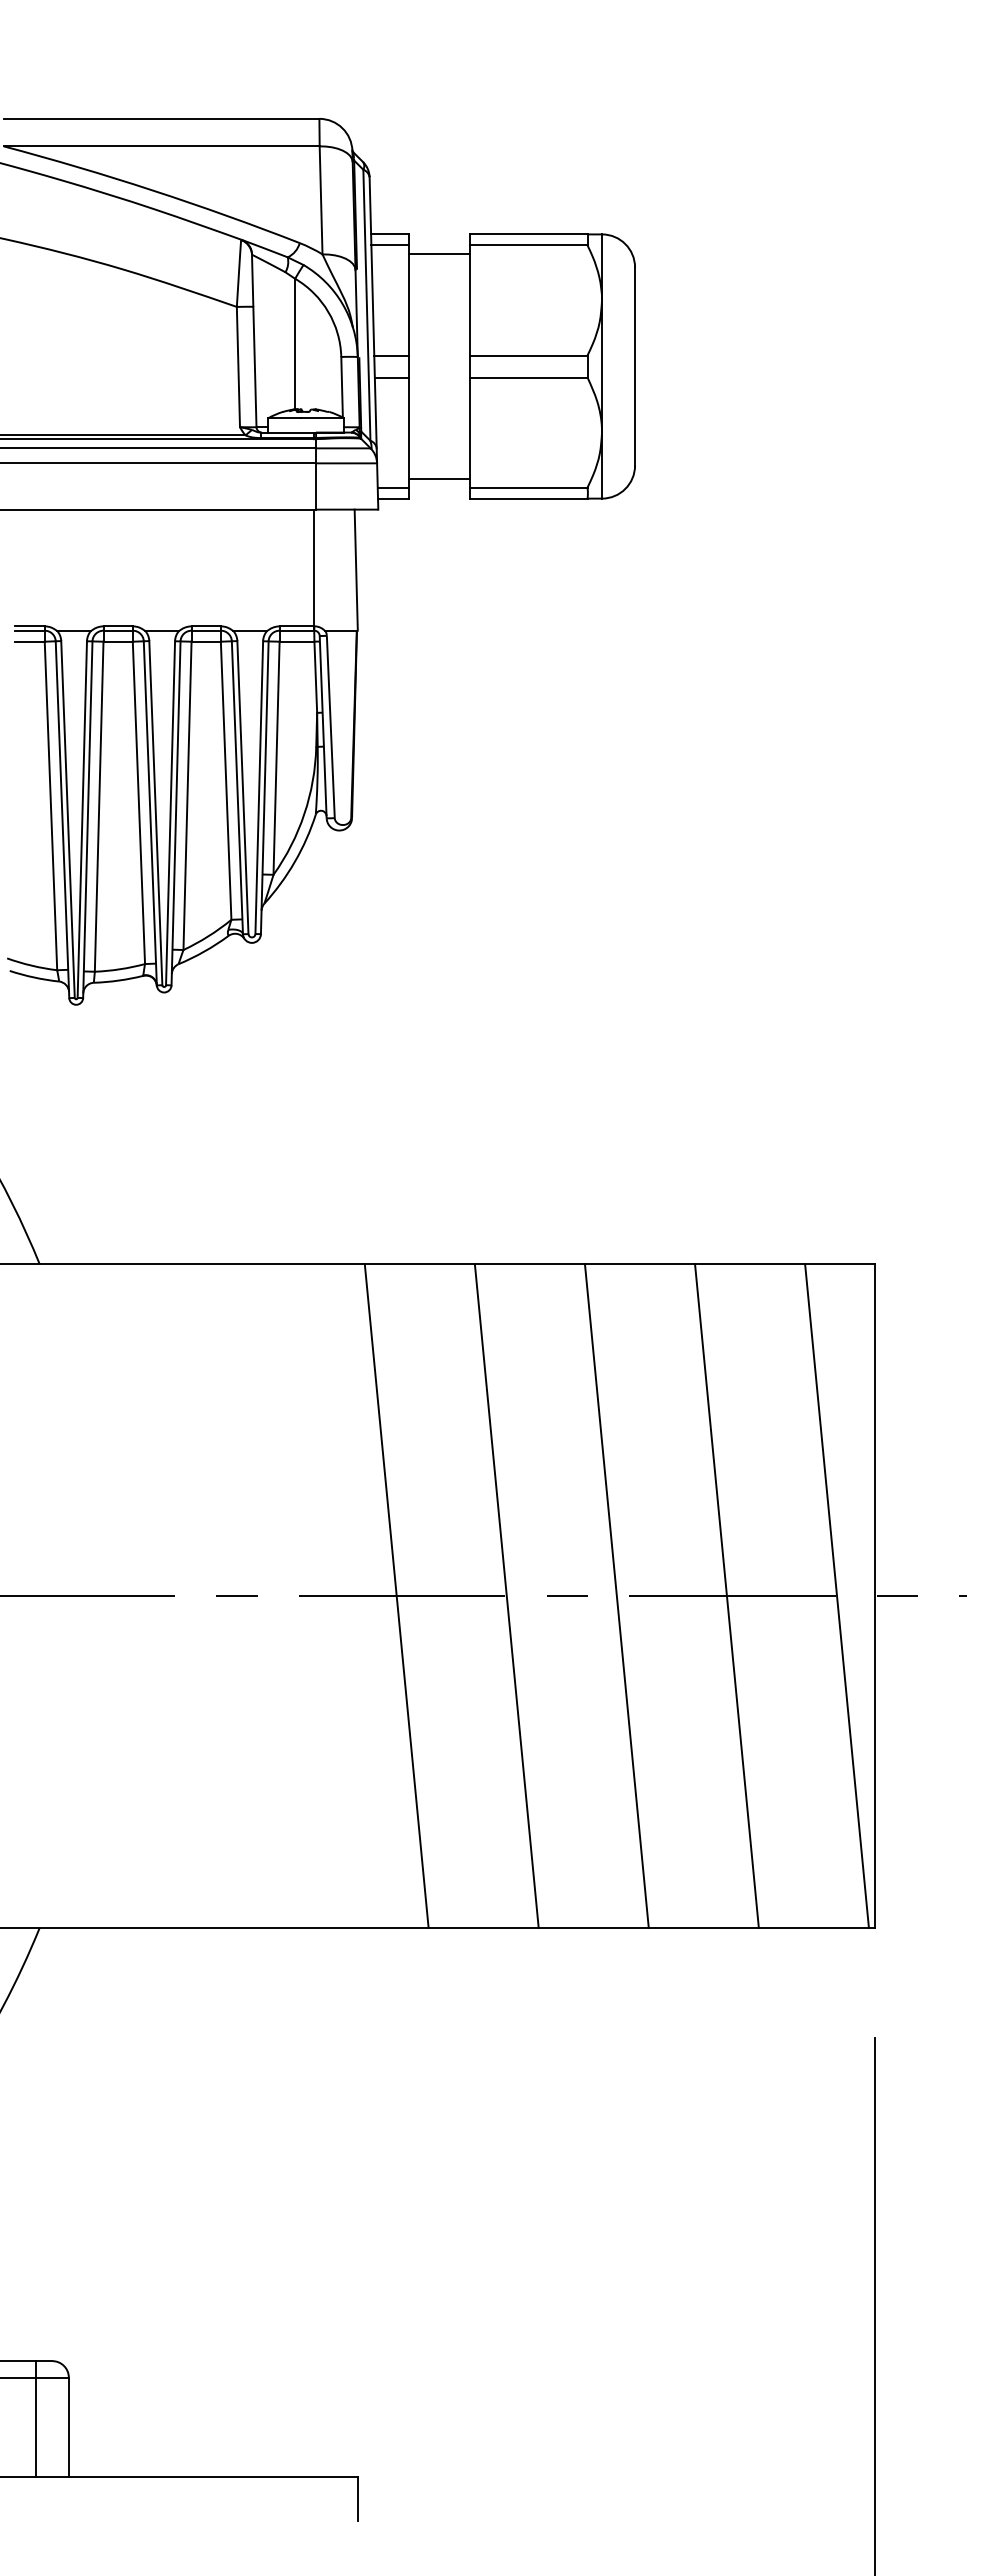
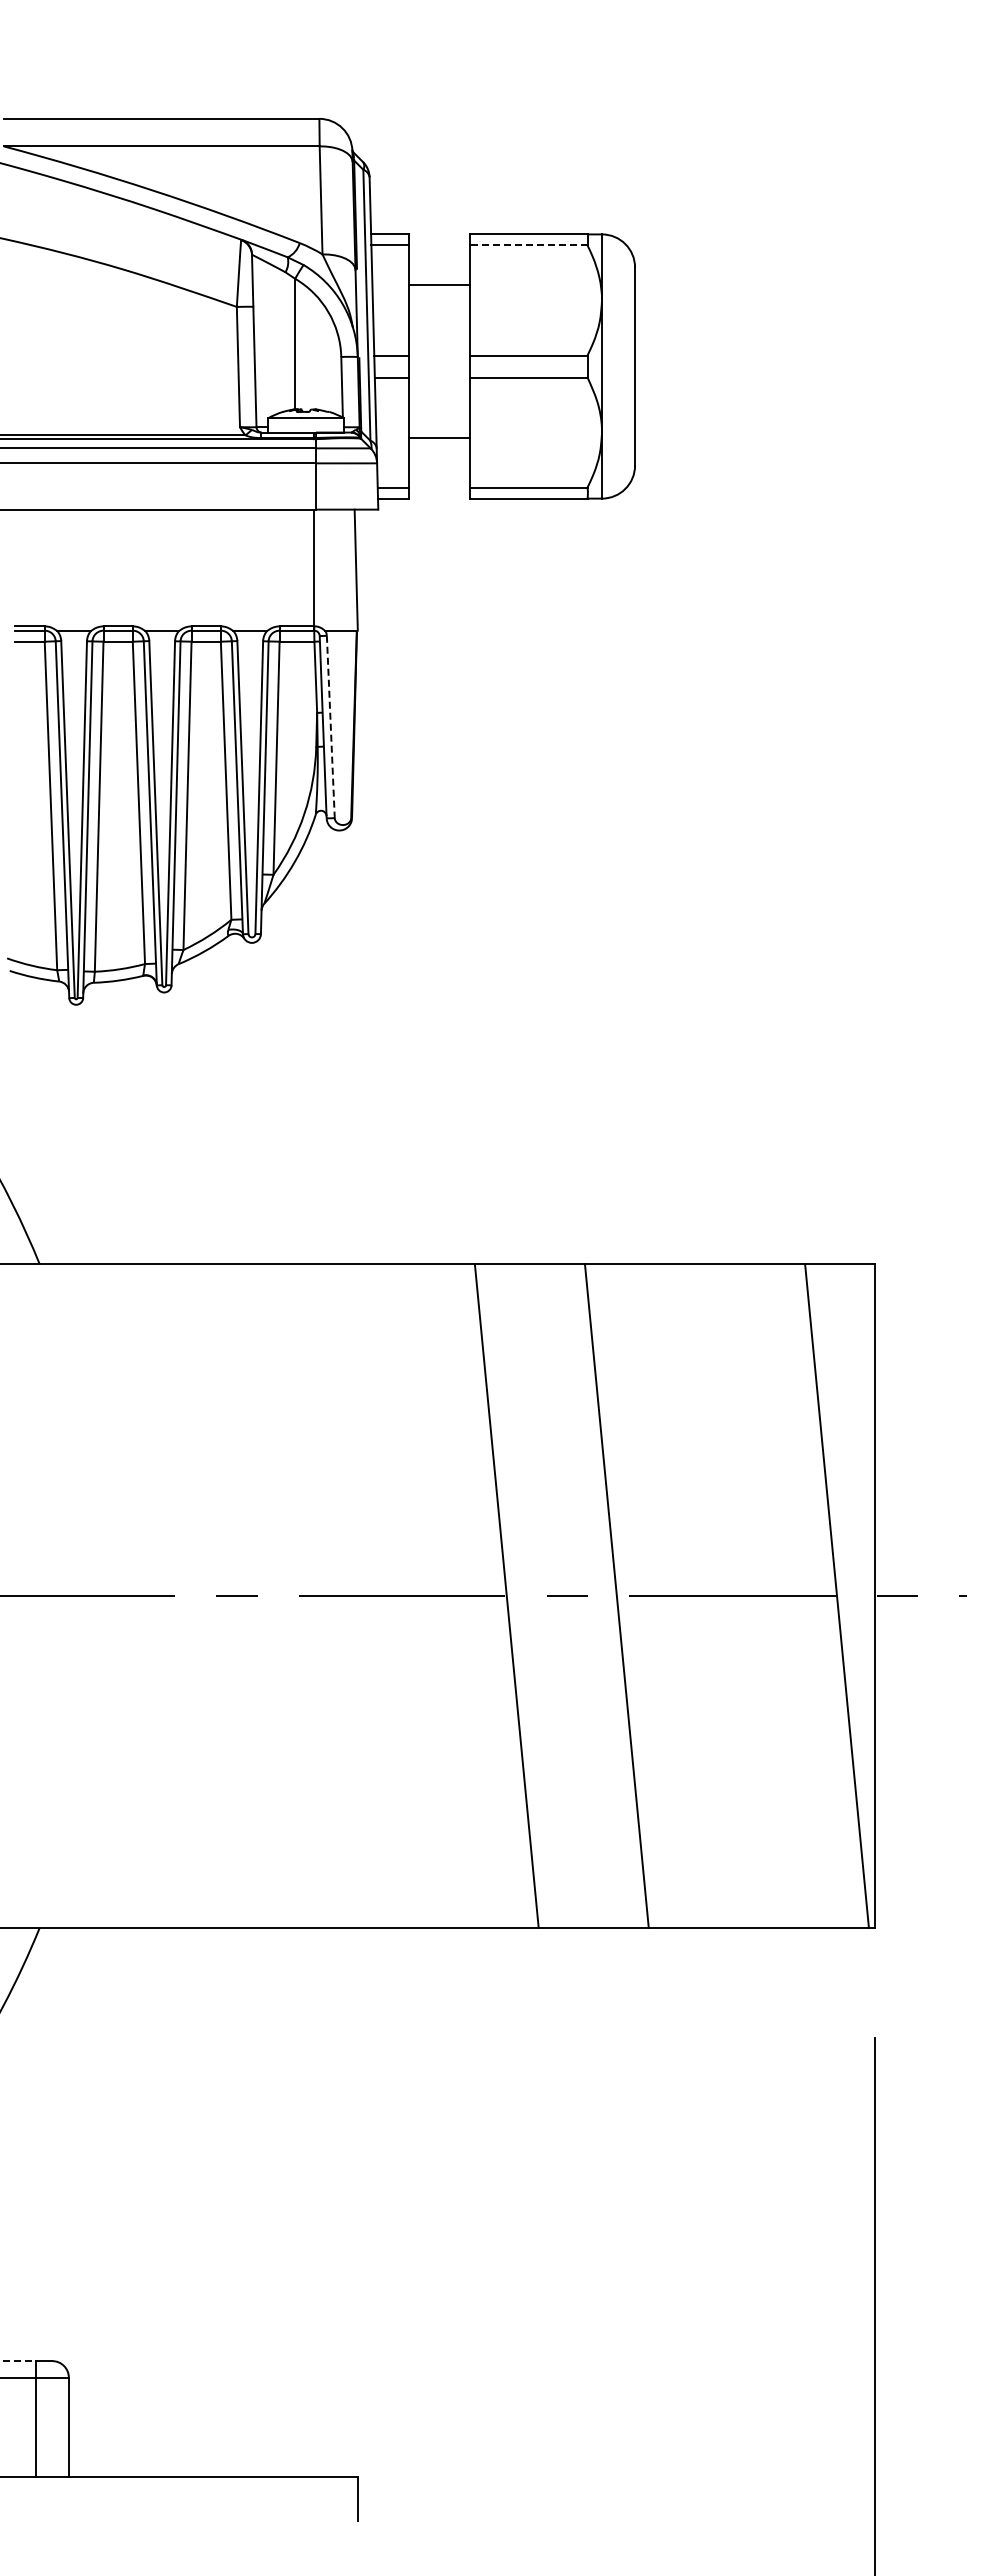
line: solid -> dashed (528, 245)
line position: (439, 253) -> (439, 284) (439, 284)
line position: (439, 479) -> (439, 438) (439, 438)
line: solid -> dashed (330, 727)
line: present -> none (396, 1595)
line: present -> none (726, 1595)
line: solid -> dashed (18, 2361)
